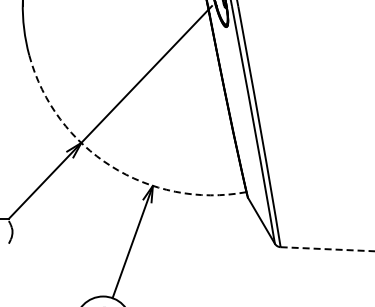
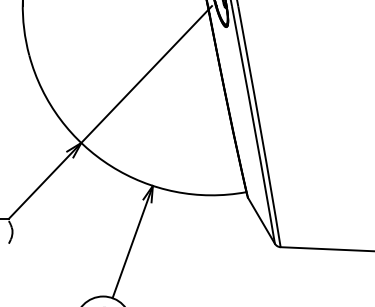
arc: dashed -> solid (111, 166)
line: dashed -> solid (328, 249)
